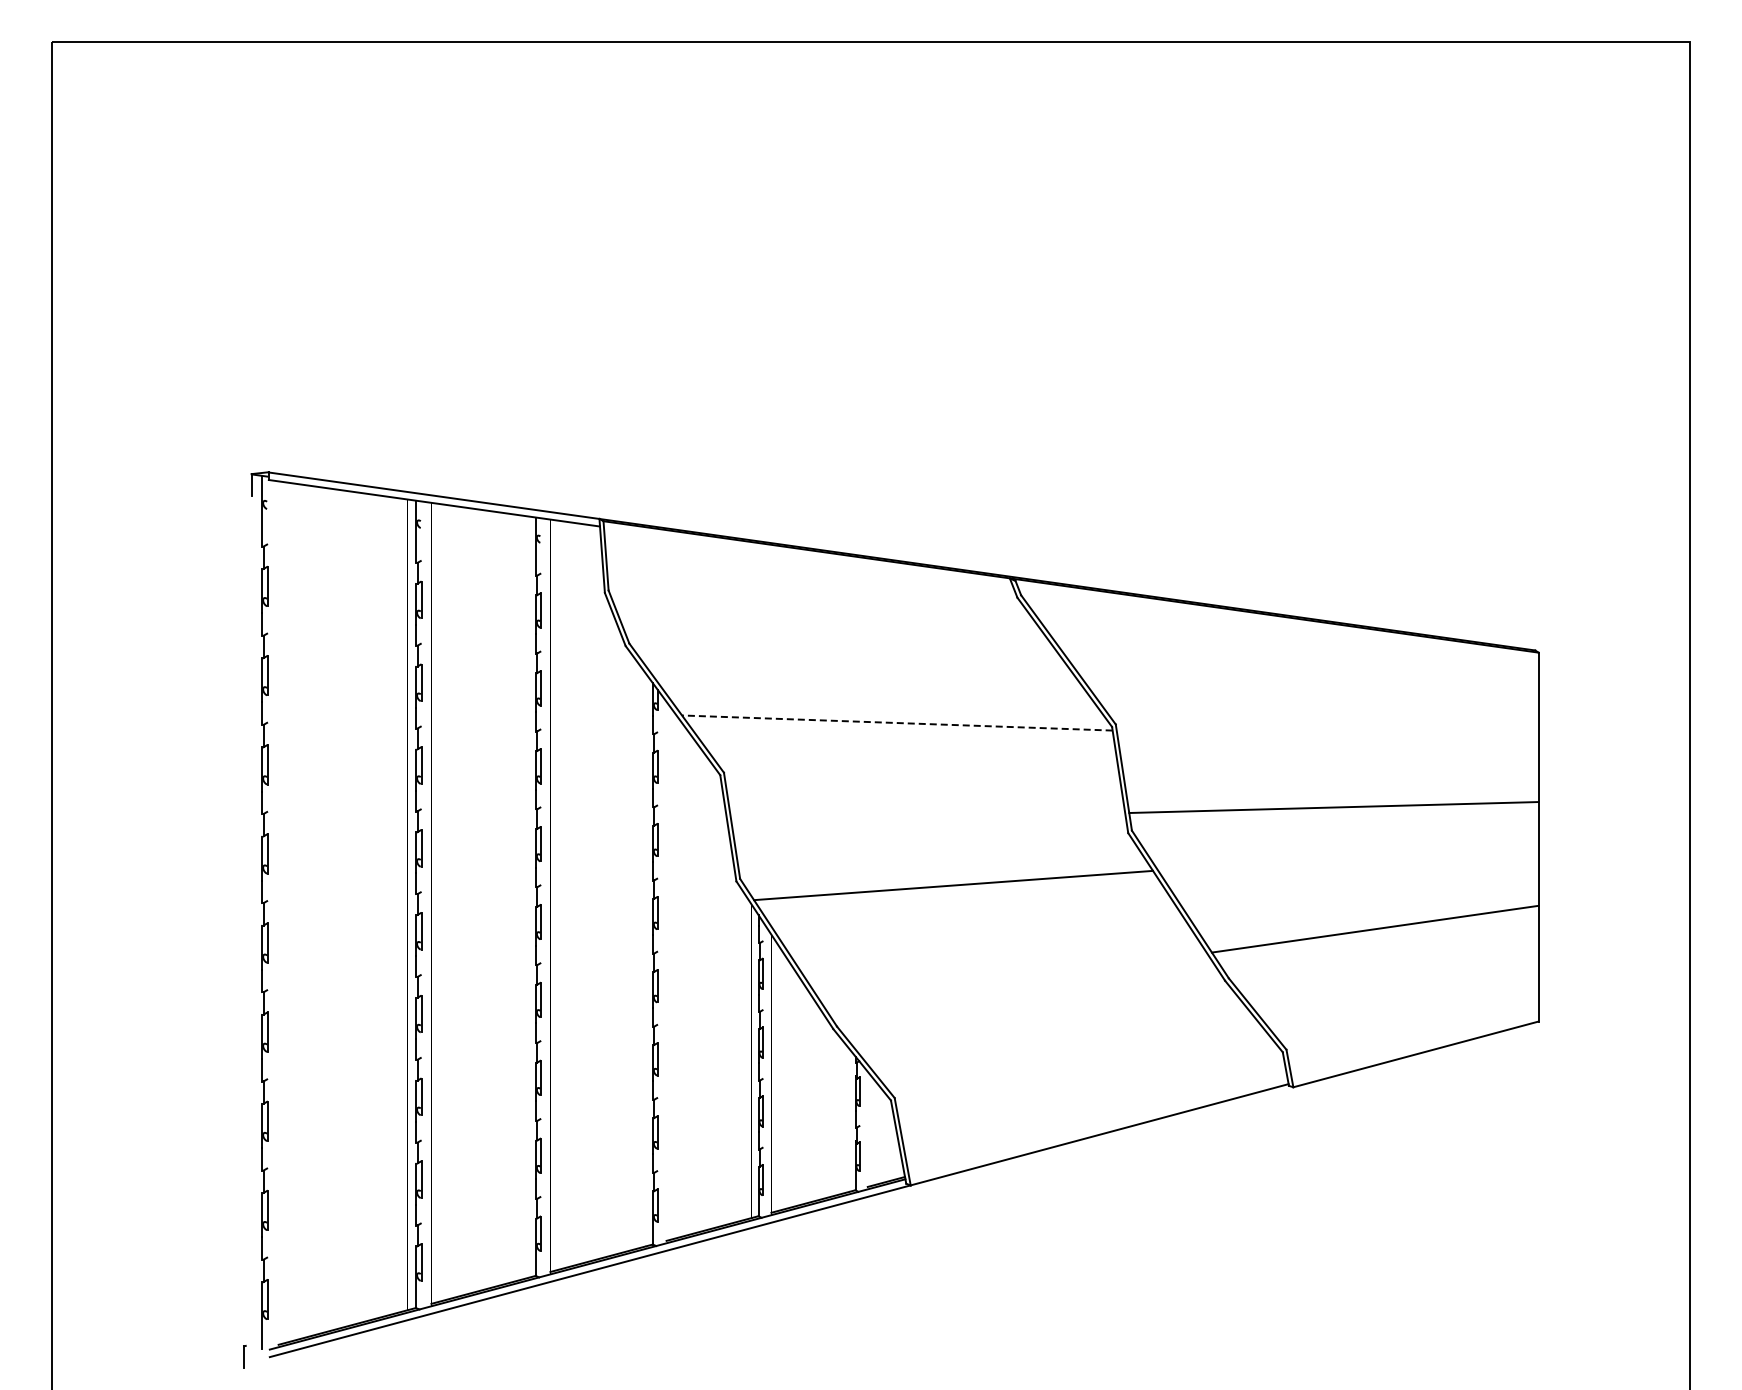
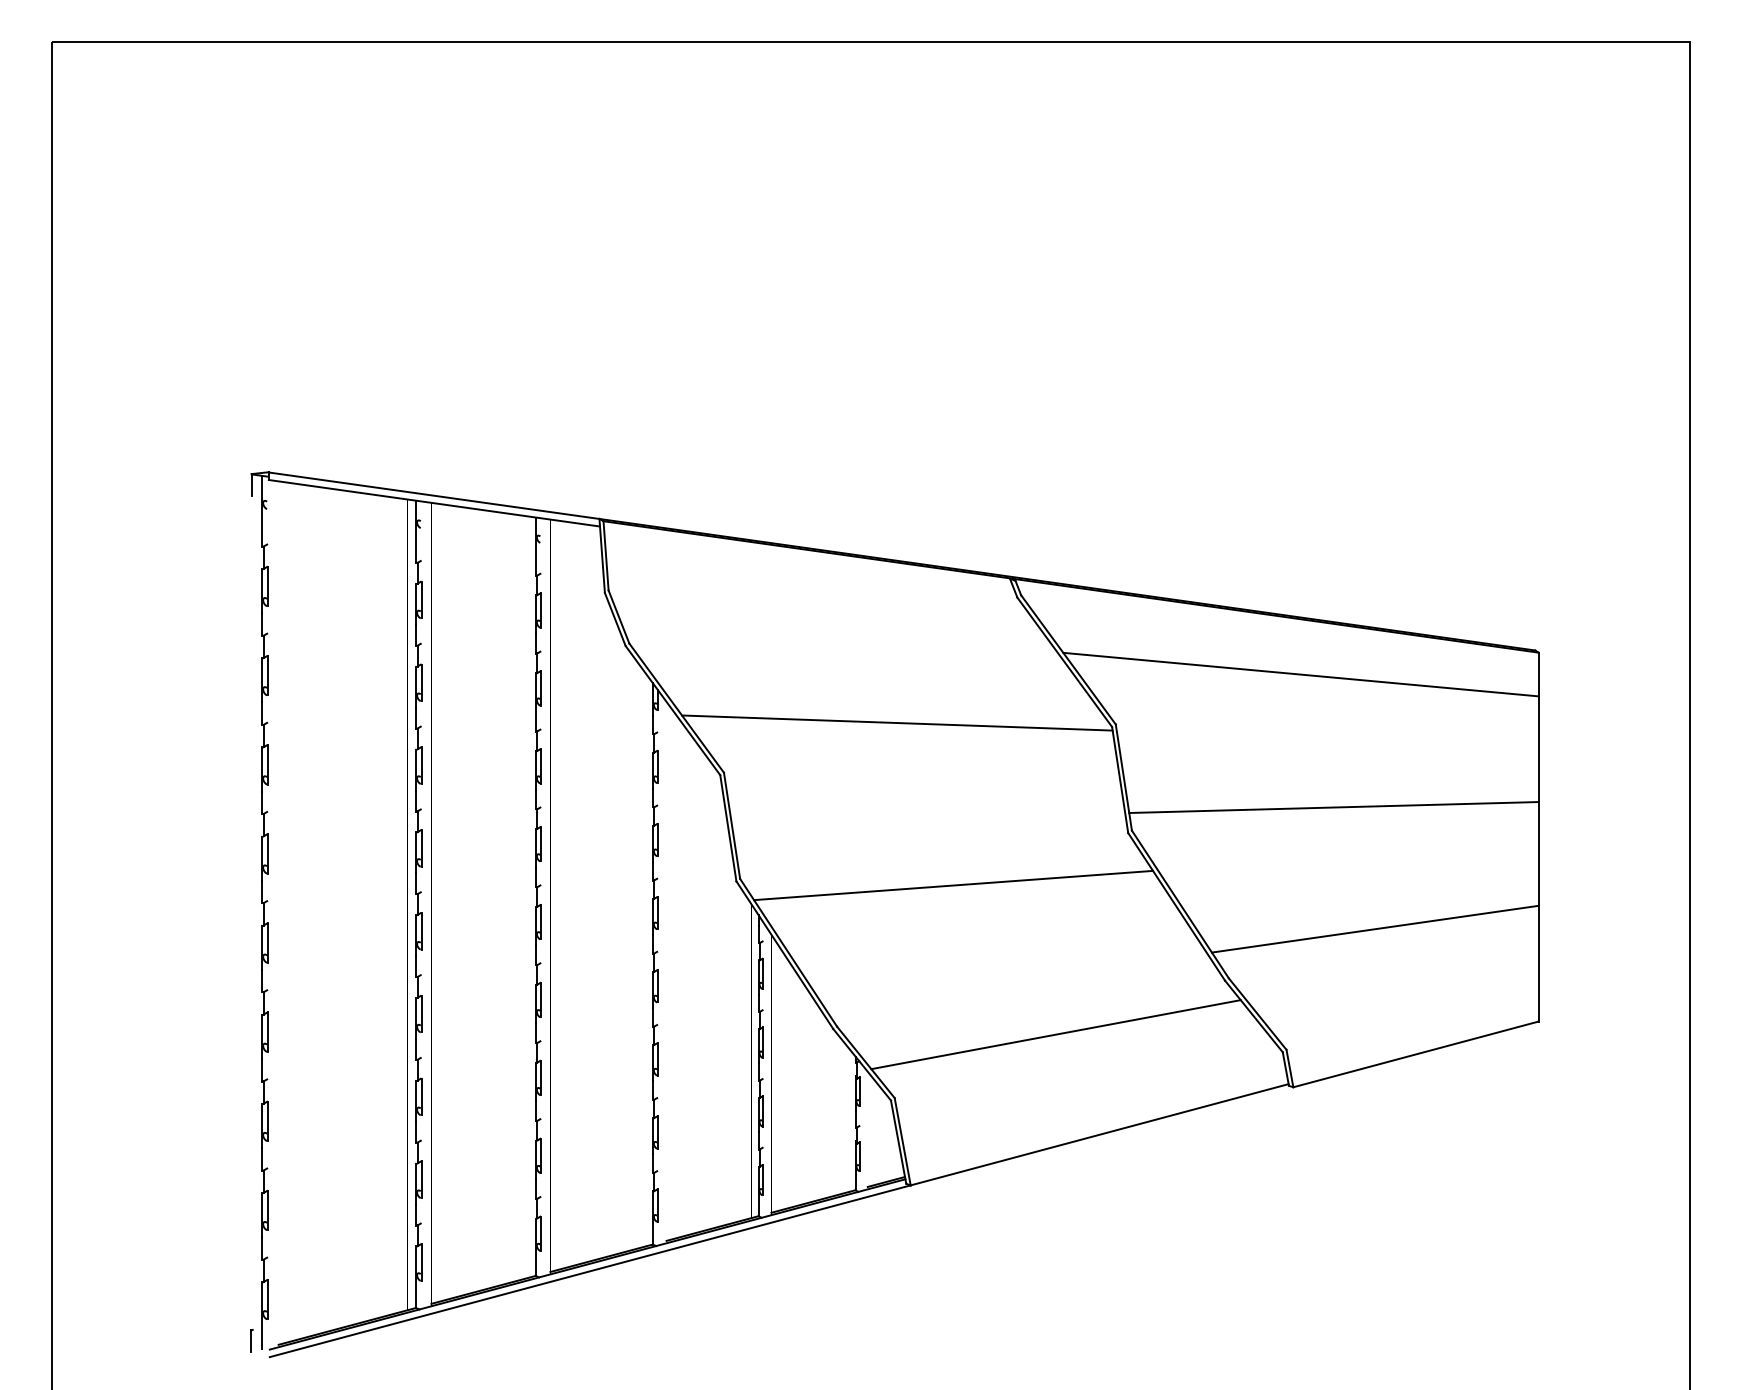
line: none -> present (1300, 674)
line: dashed -> solid (896, 723)
line: none -> present (1055, 1034)
part position: (244, 1356) -> (251, 1340) (251, 1340)
